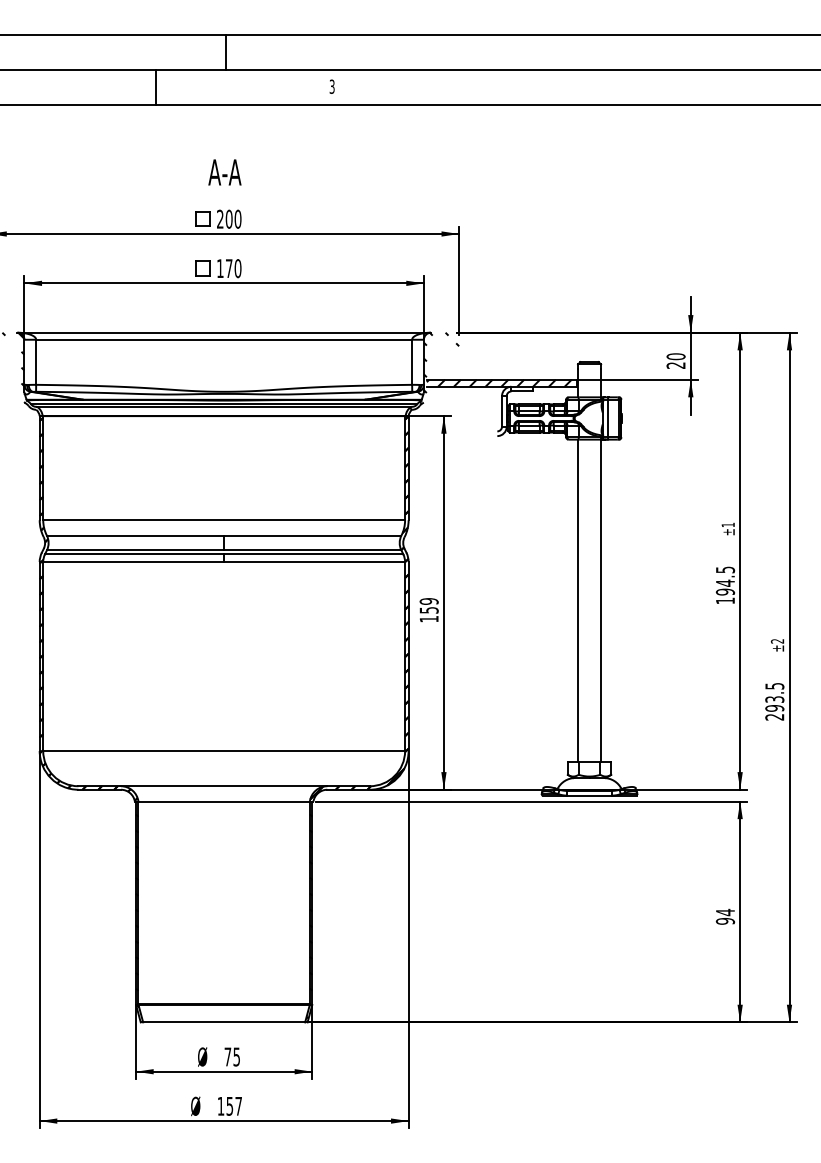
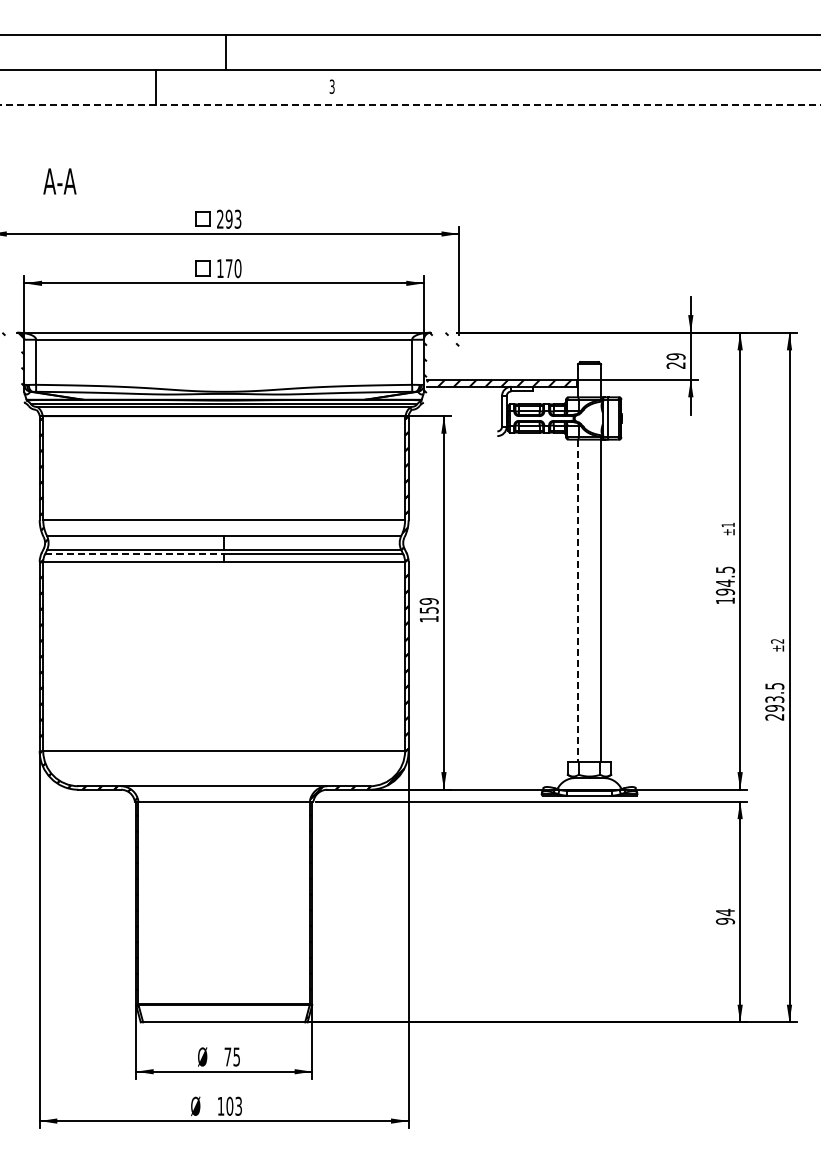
line: solid -> dashed (409, 105)
text position: (224, 172) -> (59, 181) (59, 181)
text: 200 -> 293 (233, 218)
text: 20 -> 29 (675, 356)
line: solid -> dashed (134, 554)
line: solid -> dashed (577, 600)
text: 157 -> 103 (233, 1105)
